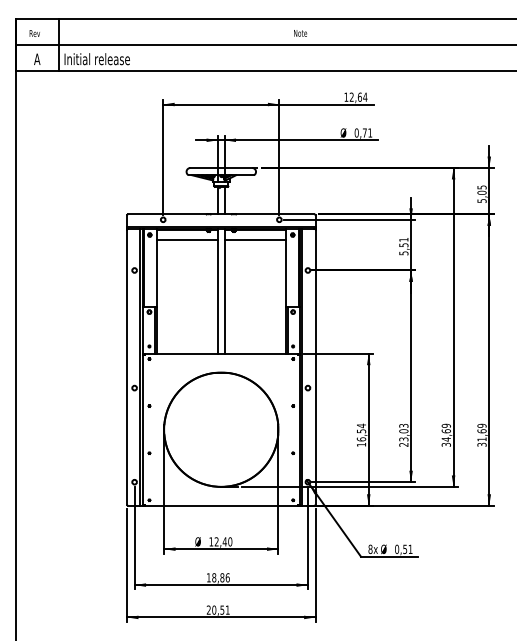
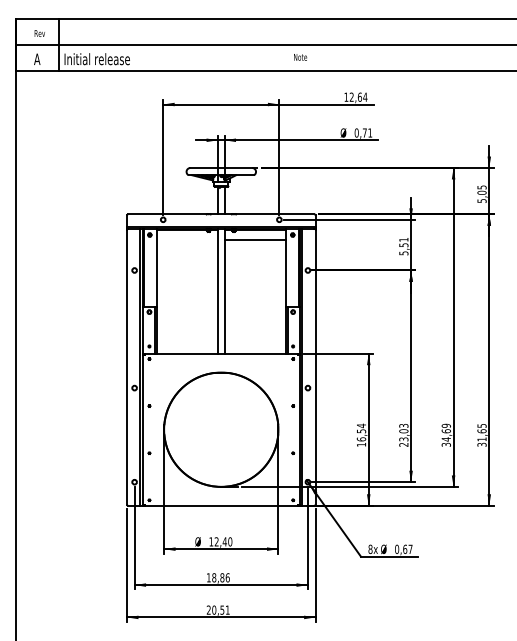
text position: (34, 33) -> (39, 33) (39, 33)
text position: (300, 33) -> (300, 57) (300, 57)
line: present -> none (187, 239)
text: 31,69 -> 31,65 (481, 425)
text: 0,51 -> 0,67 (407, 549)
